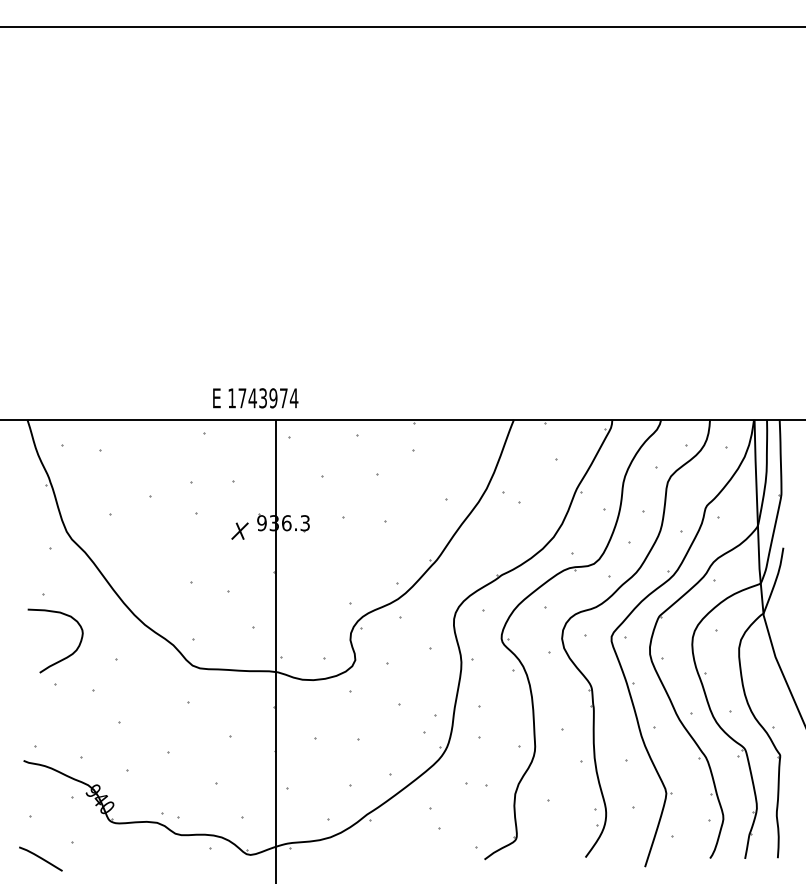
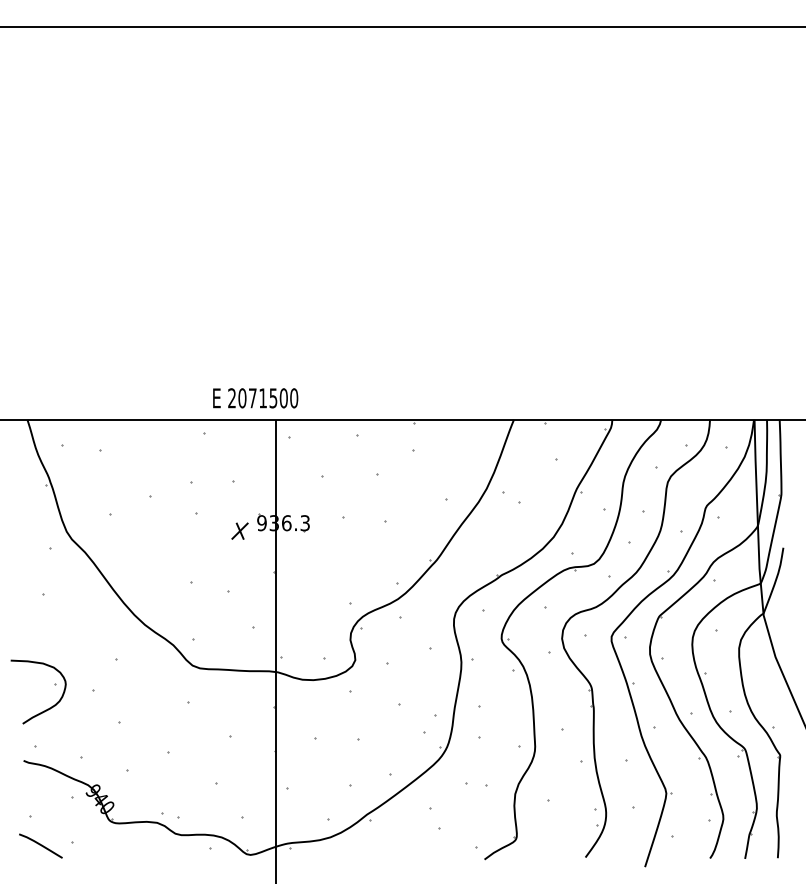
text: 1743974 -> 2071500 (263, 398)
curve position: (64, 657) -> (47, 708) (47, 708)
curve position: (40, 858) -> (40, 845) (40, 845)
